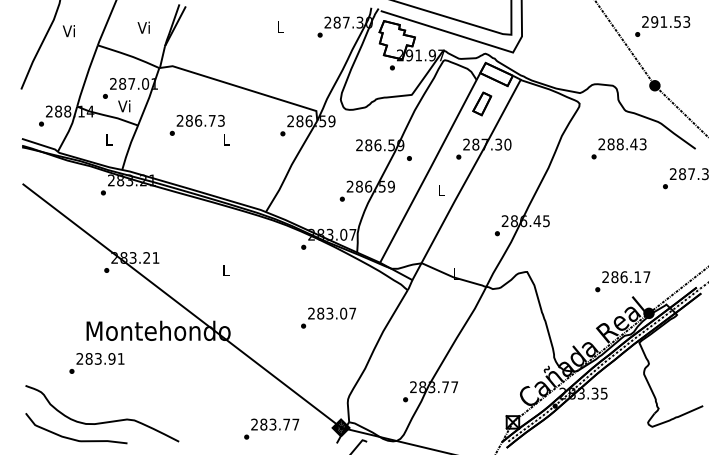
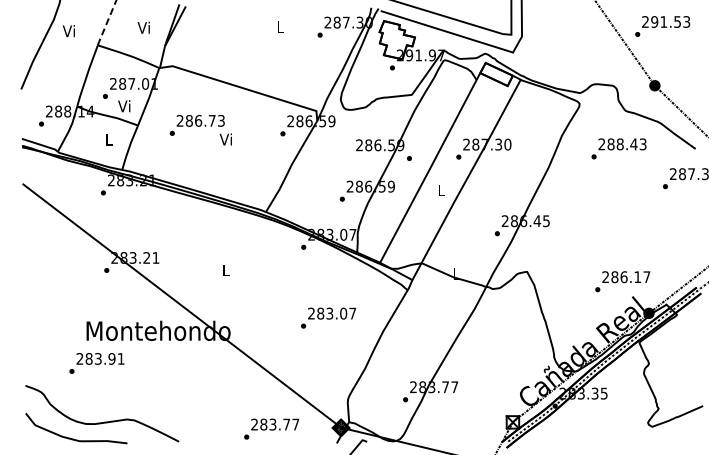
line: solid -> dashed (107, 22)
part: present -> none (482, 103)
text: L -> Vi (225, 139)
